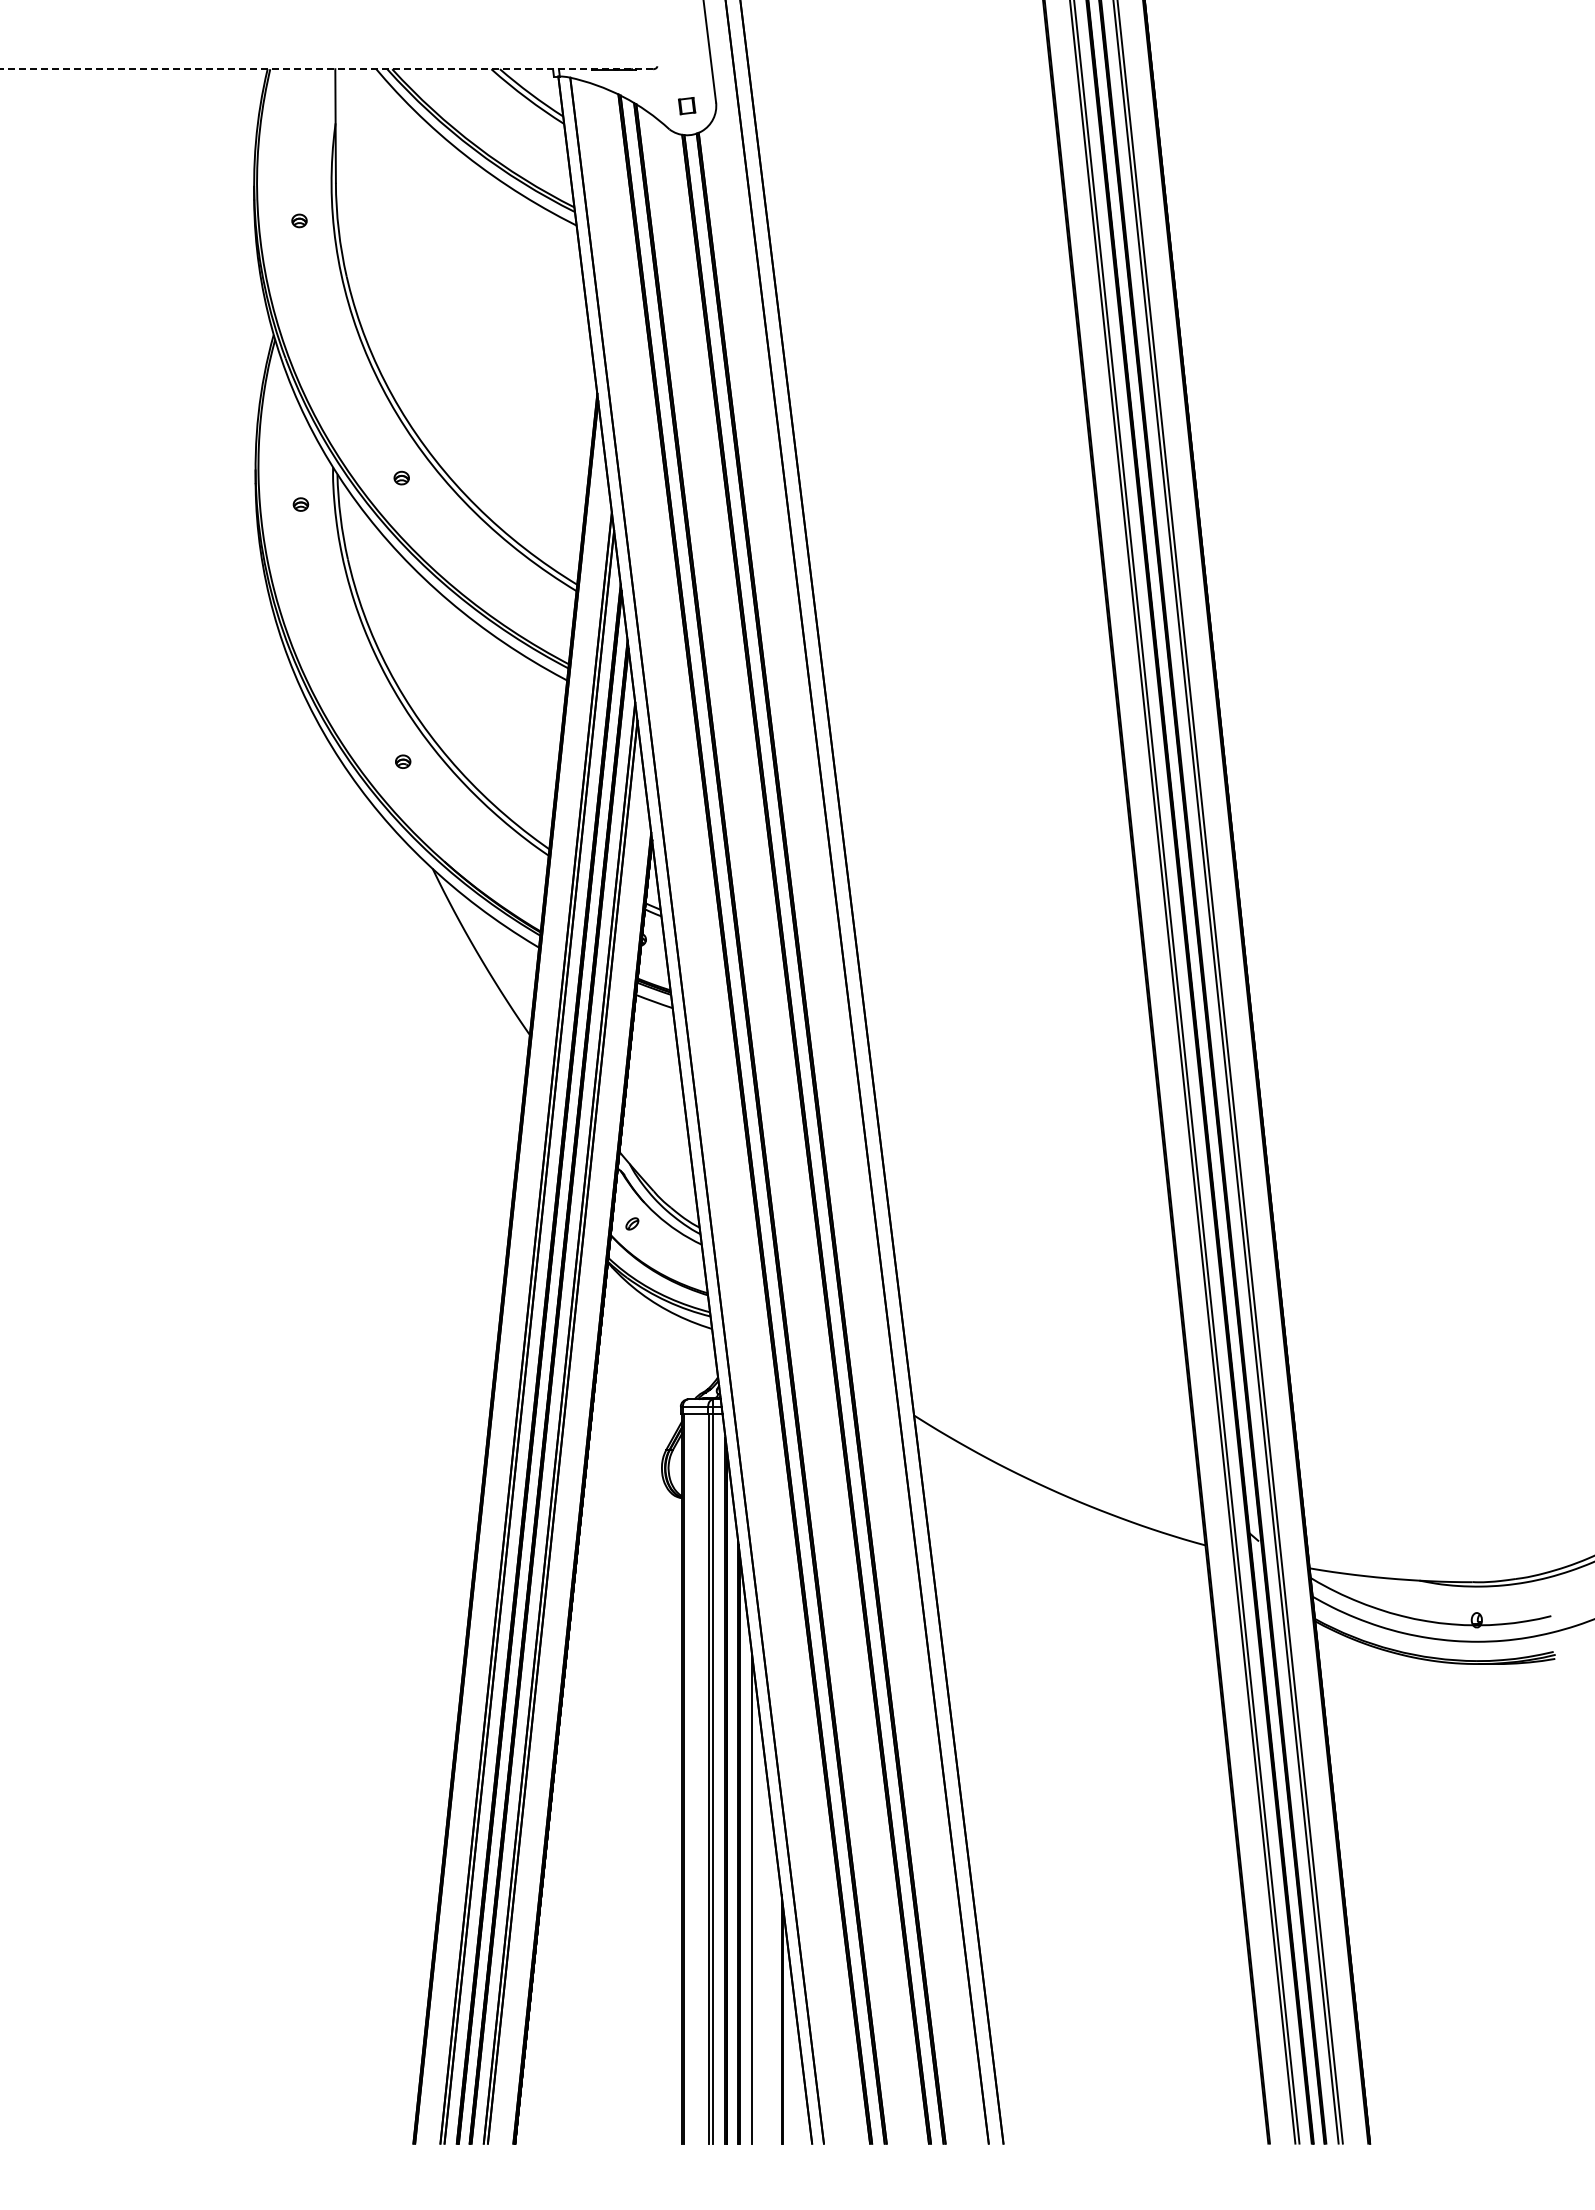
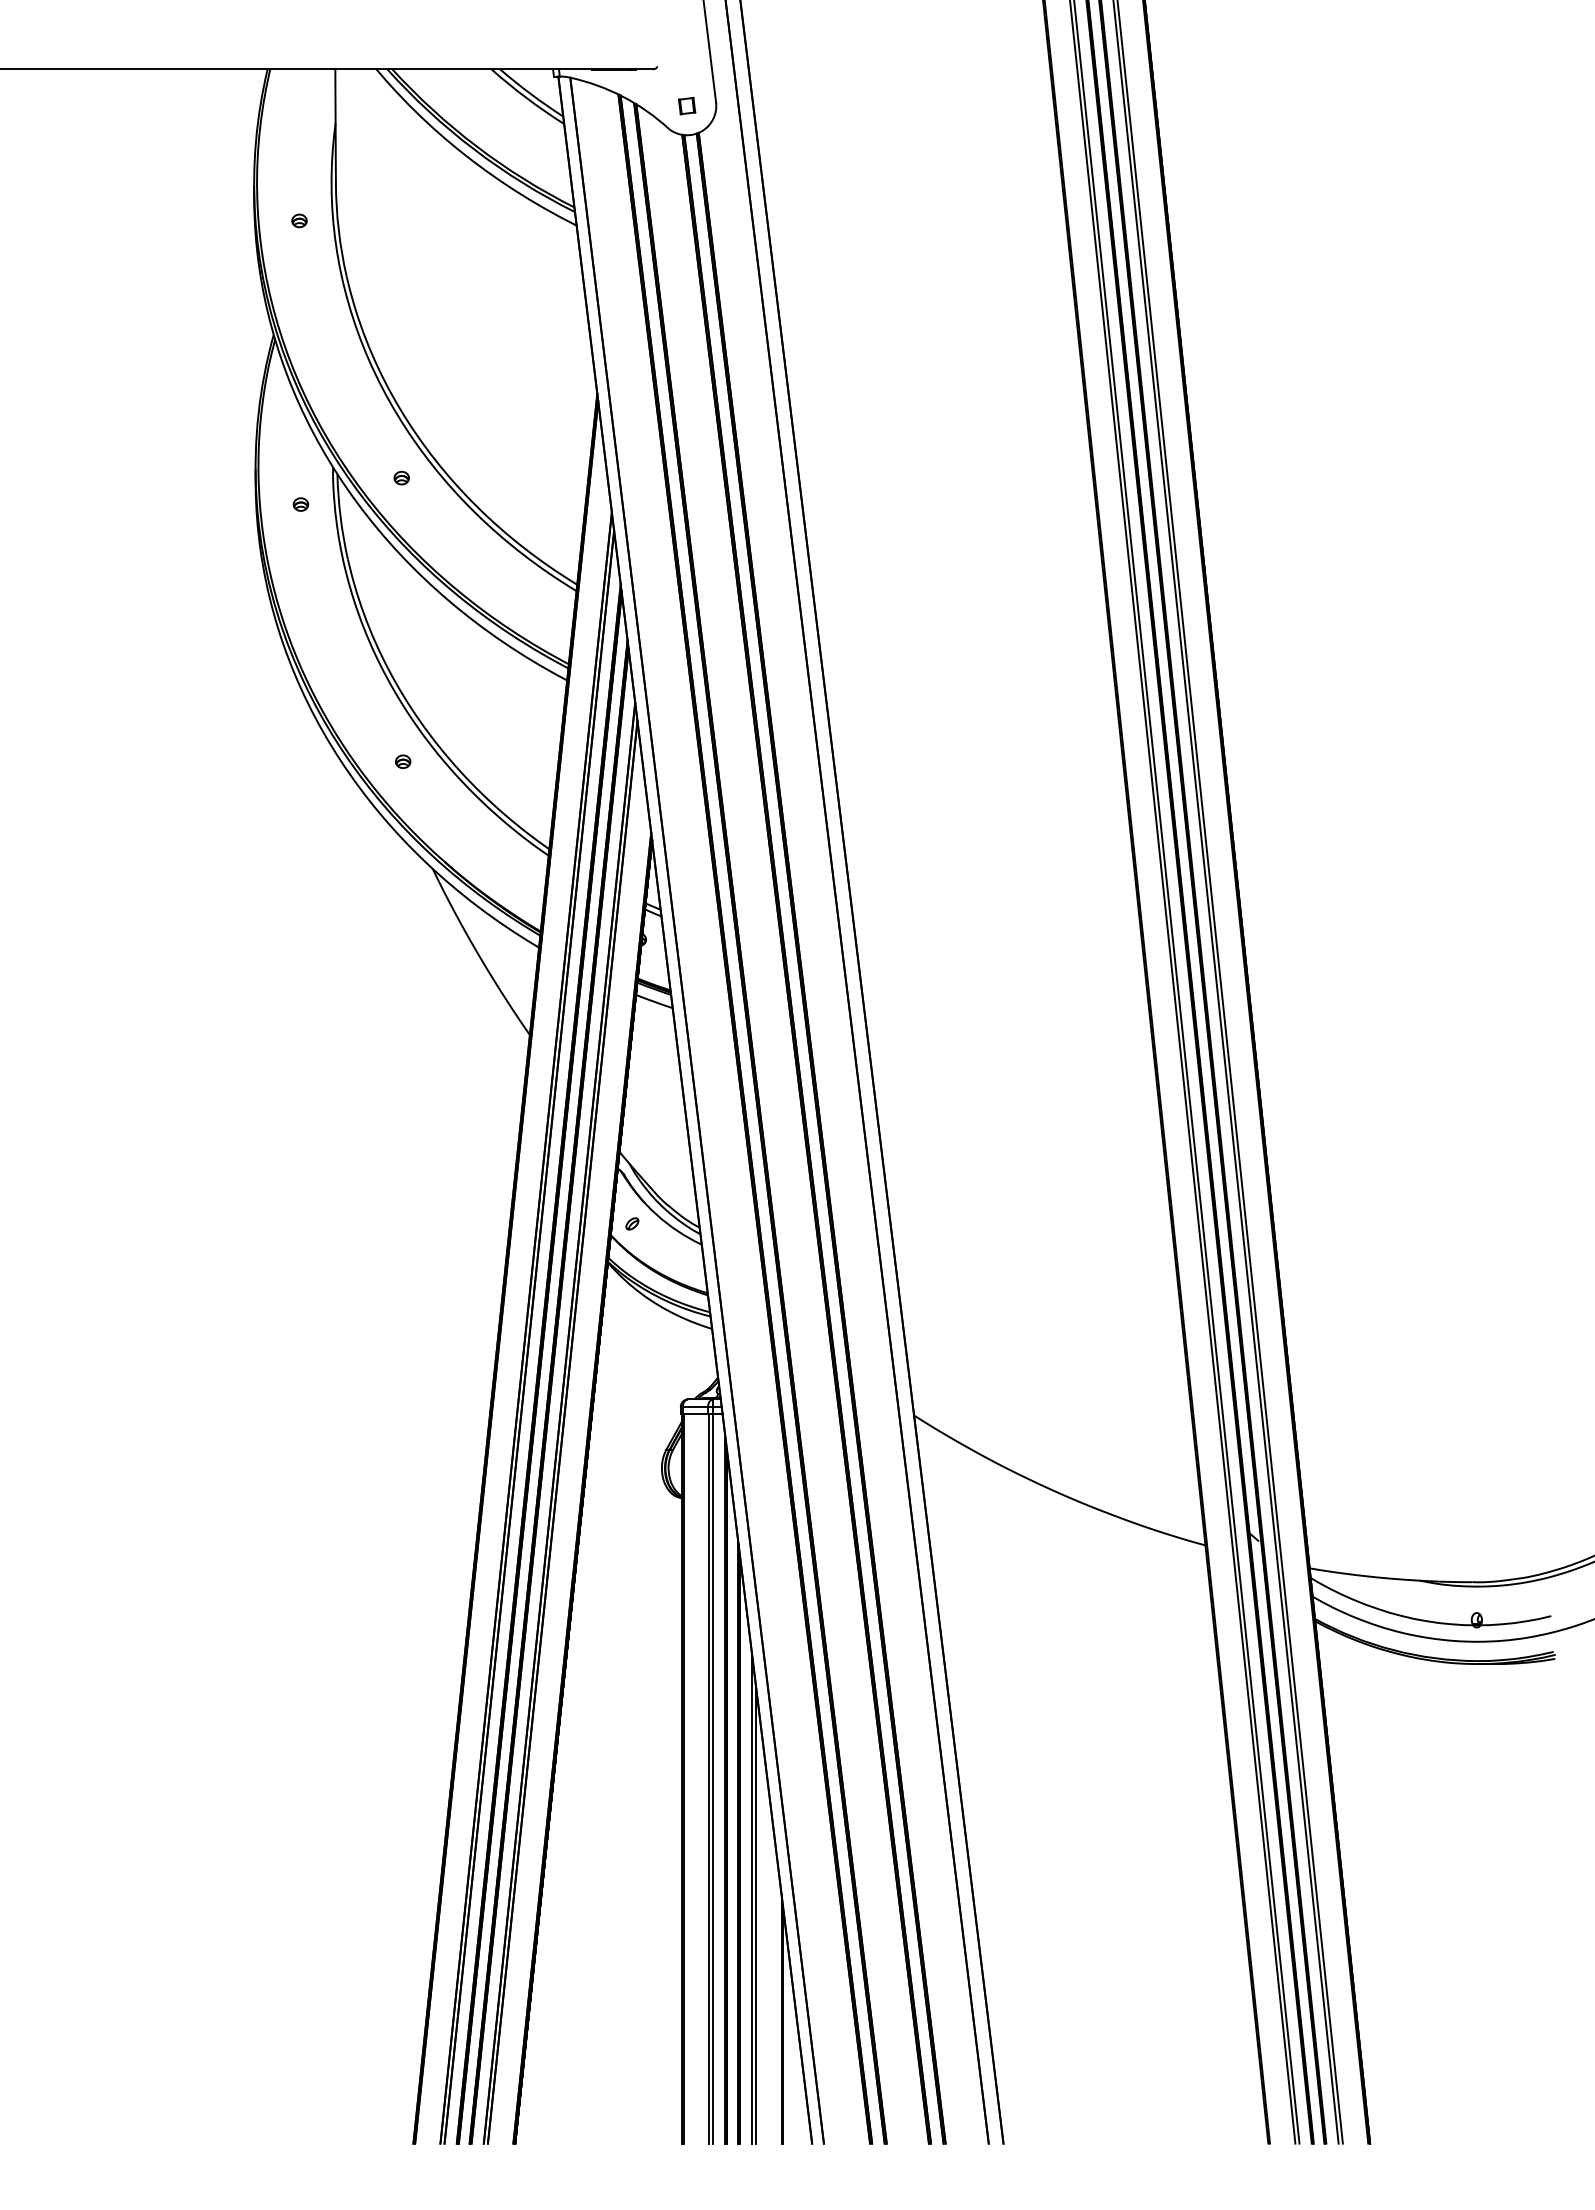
line: dashed -> solid (326, 69)
line: none -> present (756, 1916)
